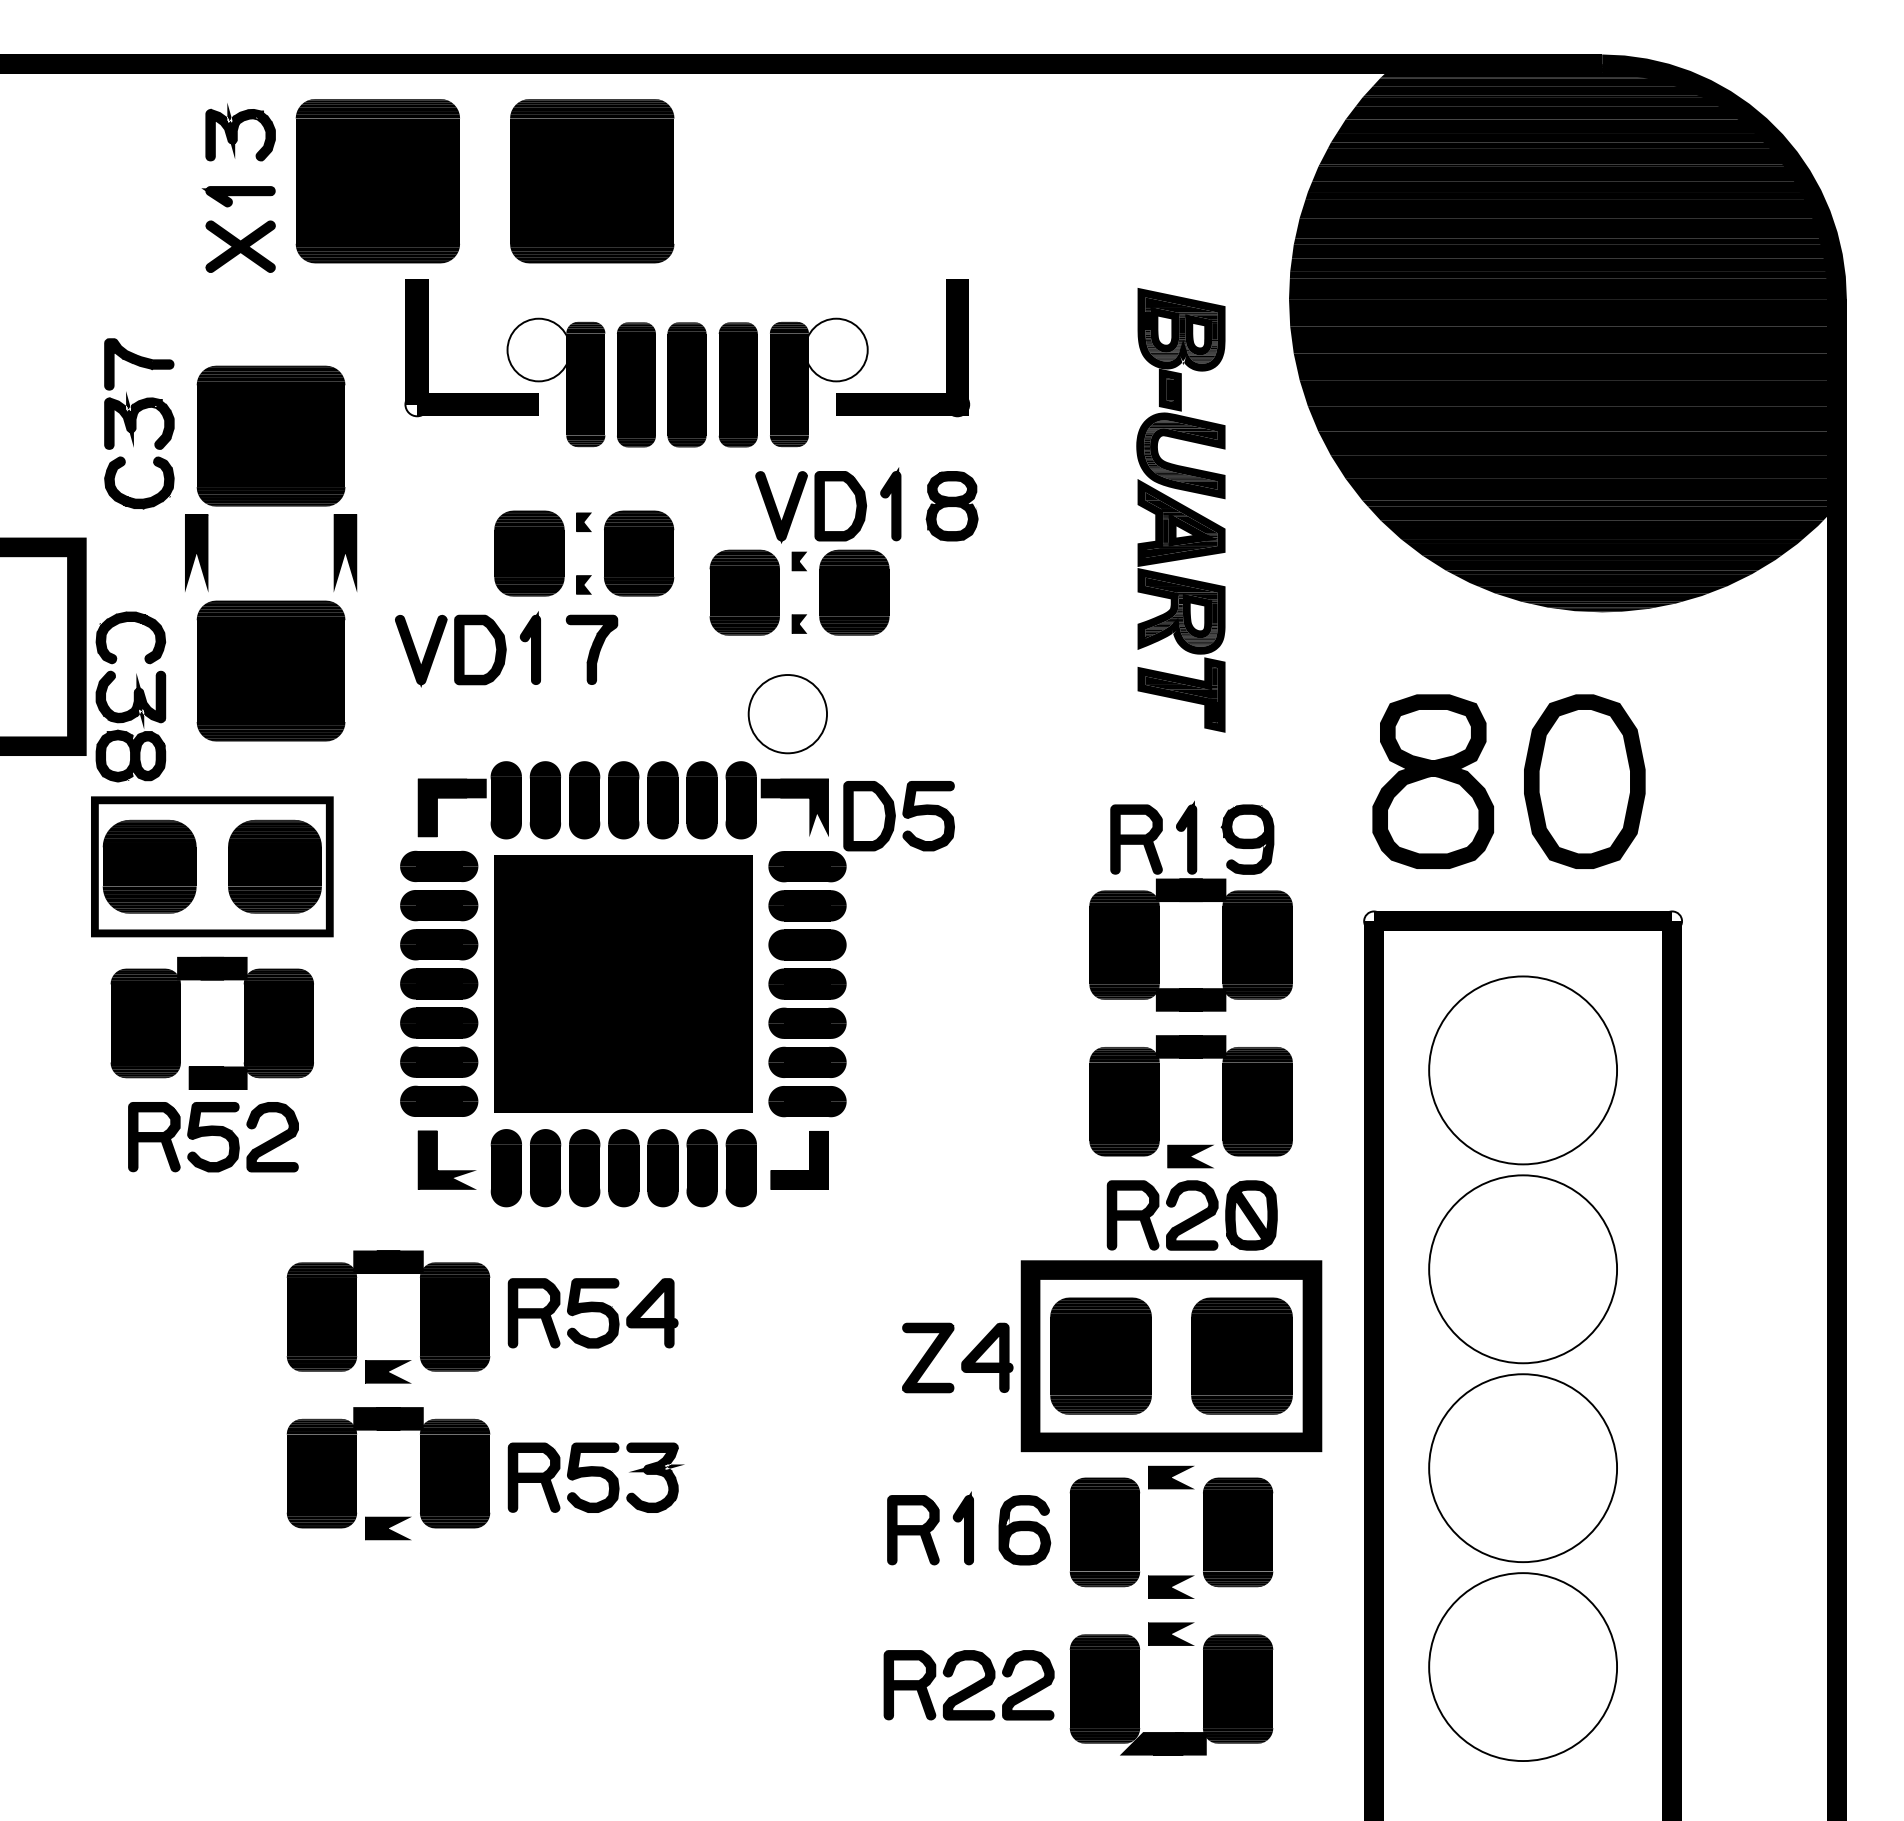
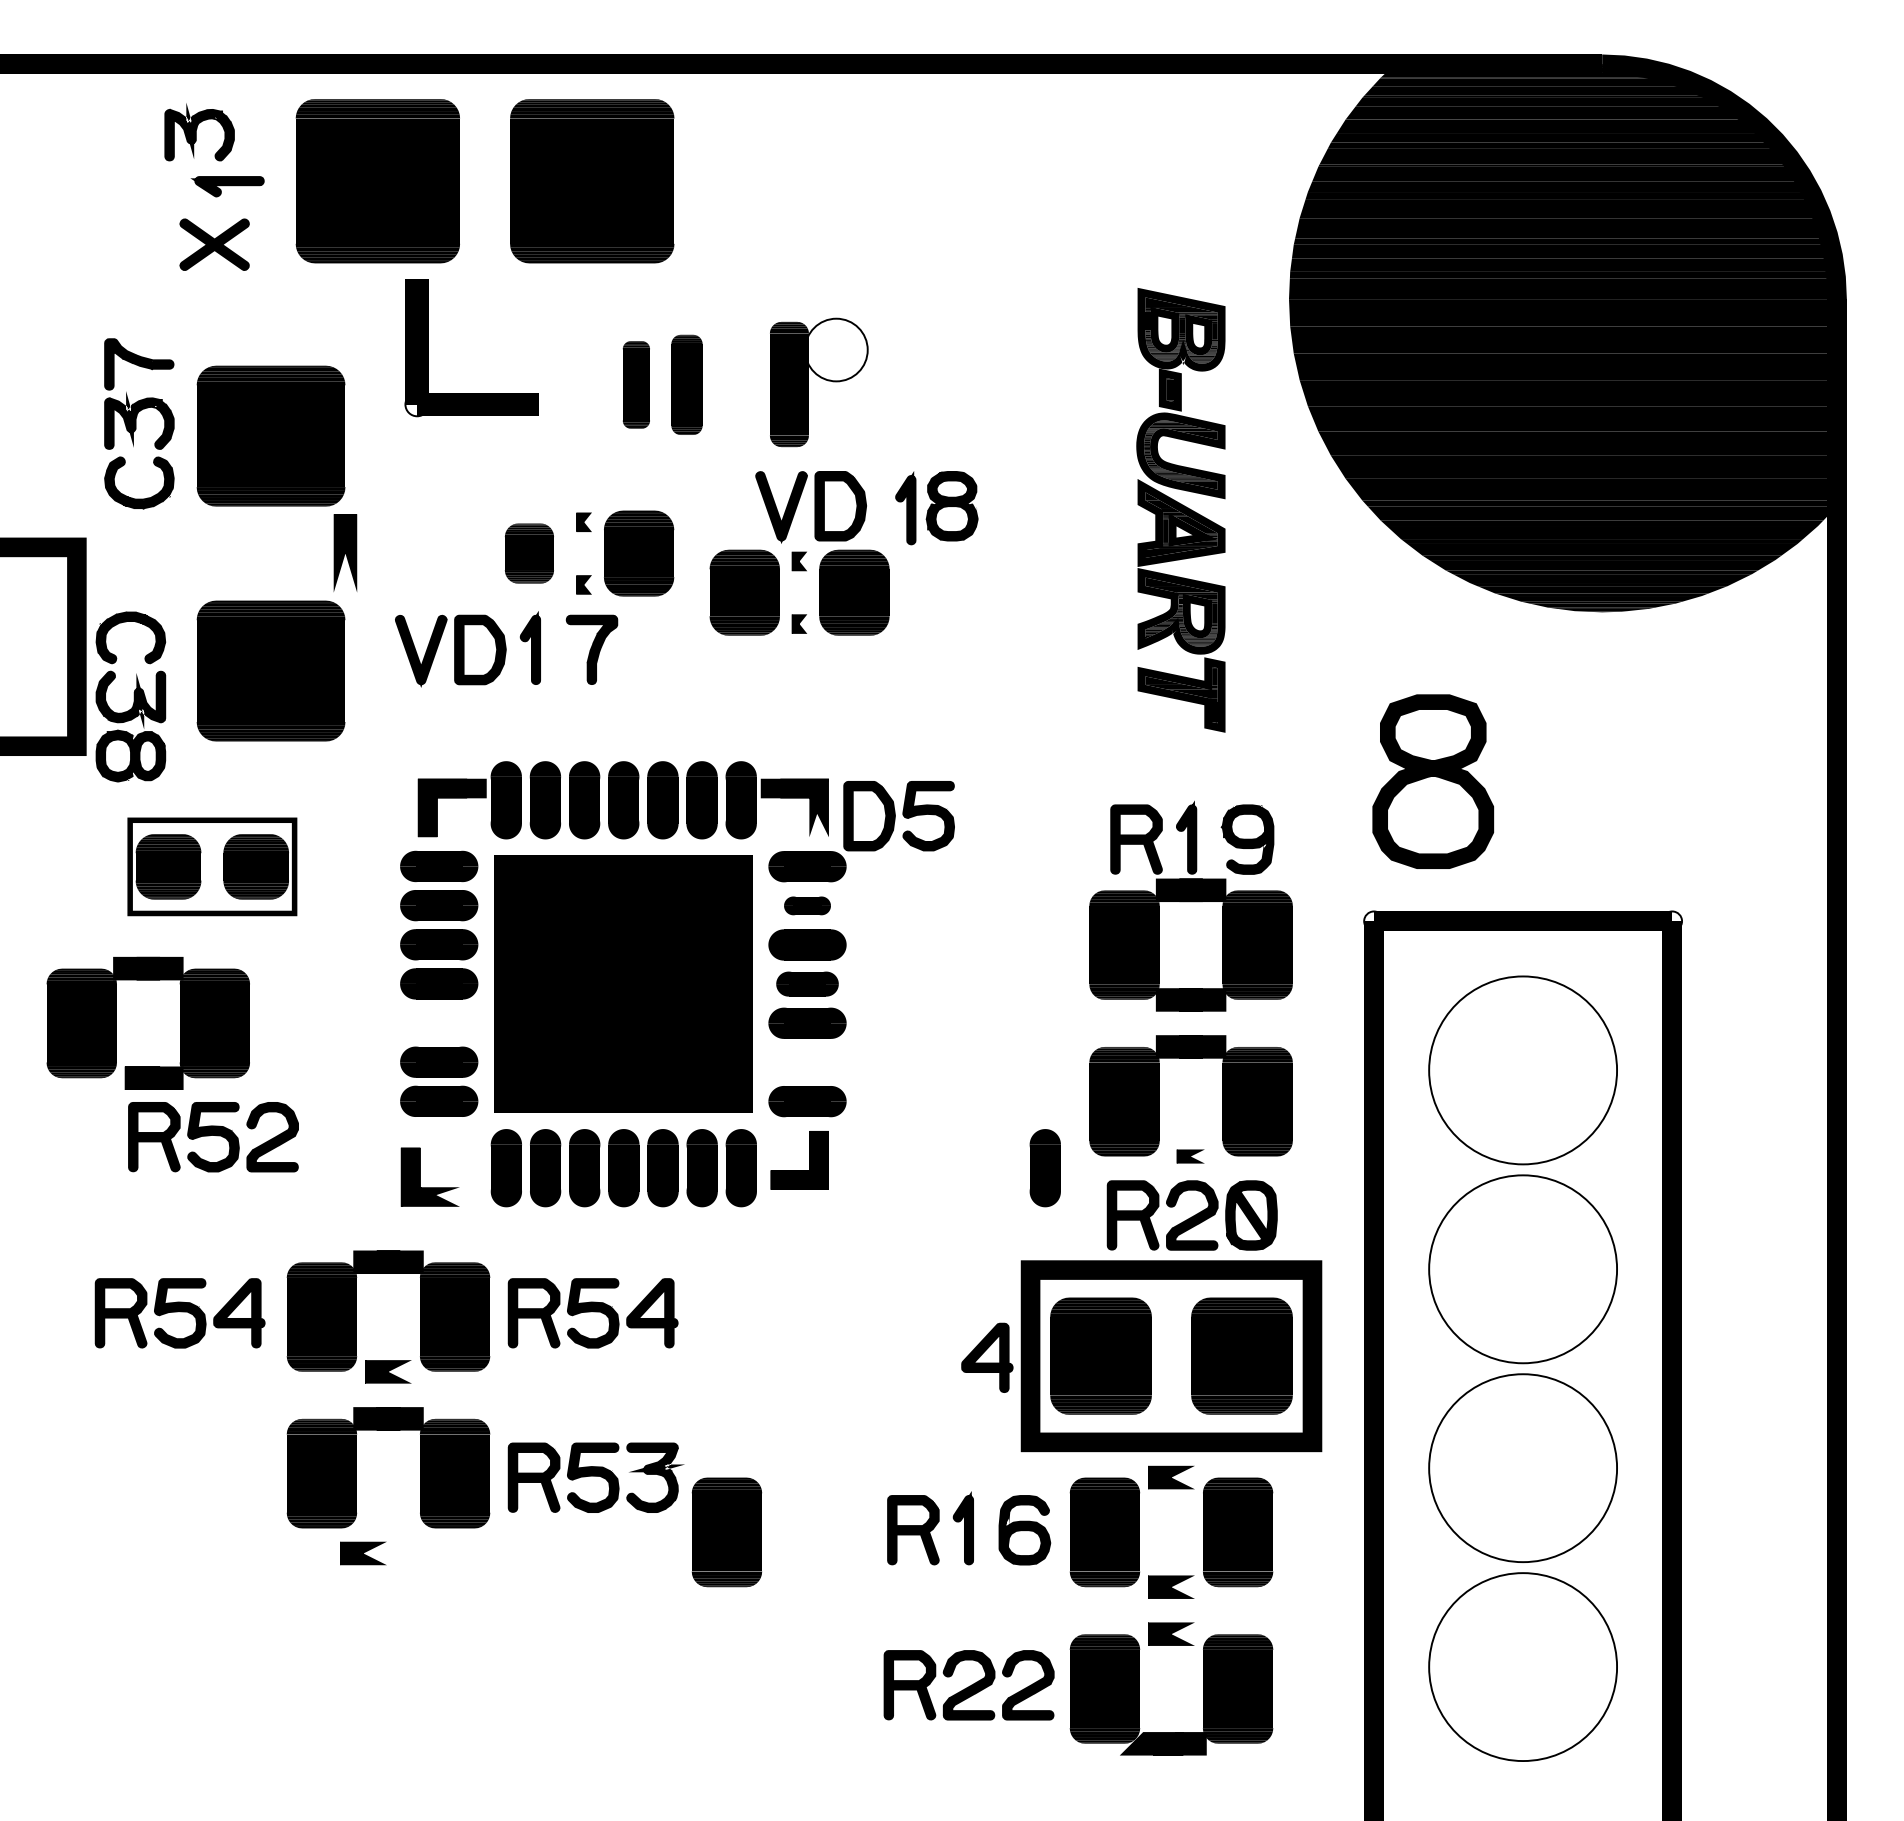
part position: (240, 132) -> (199, 132) (199, 132)
part position: (238, 196) -> (227, 186) (227, 186)
part position: (240, 246) -> (214, 244) (214, 244)
part: present -> none (946, 348)
part: present -> none (555, 382)
part size: 39x126 px -> 28x88 px (635, 384)
part size: 40x126 px -> 32x101 px (686, 384)
part: present -> none (737, 384)
part position: (890, 504) -> (905, 508) (905, 508)
part: present -> none (196, 552)
part size: 71x87 px -> 50x61 px (528, 553)
part: present -> none (787, 714)
part: present -> none (1584, 781)
part size: 243x142 px -> 171x100 px (212, 866)
part size: 79x32 px -> 47x20 px (807, 905)
part size: 79x32 px -> 63x26 px (807, 983)
part position: (180, 1022) -> (116, 1022) (116, 1022)
part: present -> none (439, 1022)
part: present -> none (807, 1061)
part size: 47x25 px -> 29x15 px (1190, 1156)
part position: (437, 1159) -> (420, 1176) (420, 1176)
part: none -> present (1044, 1168)
part: none -> present (179, 1313)
part: present -> none (928, 1357)
part position: (388, 1528) -> (363, 1553) (363, 1553)
part: none -> present (726, 1532)
